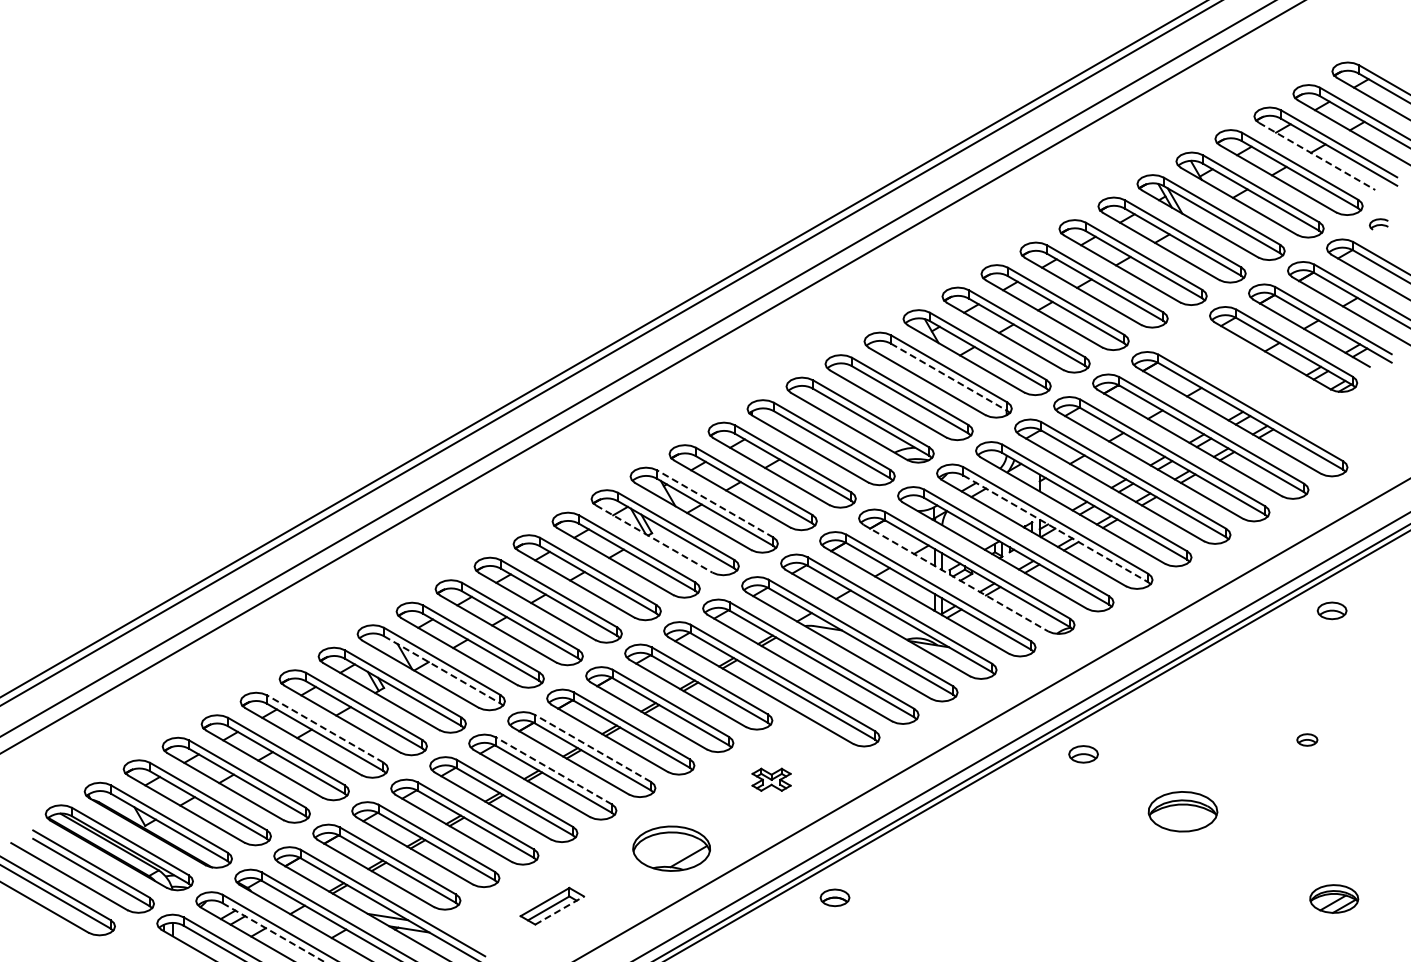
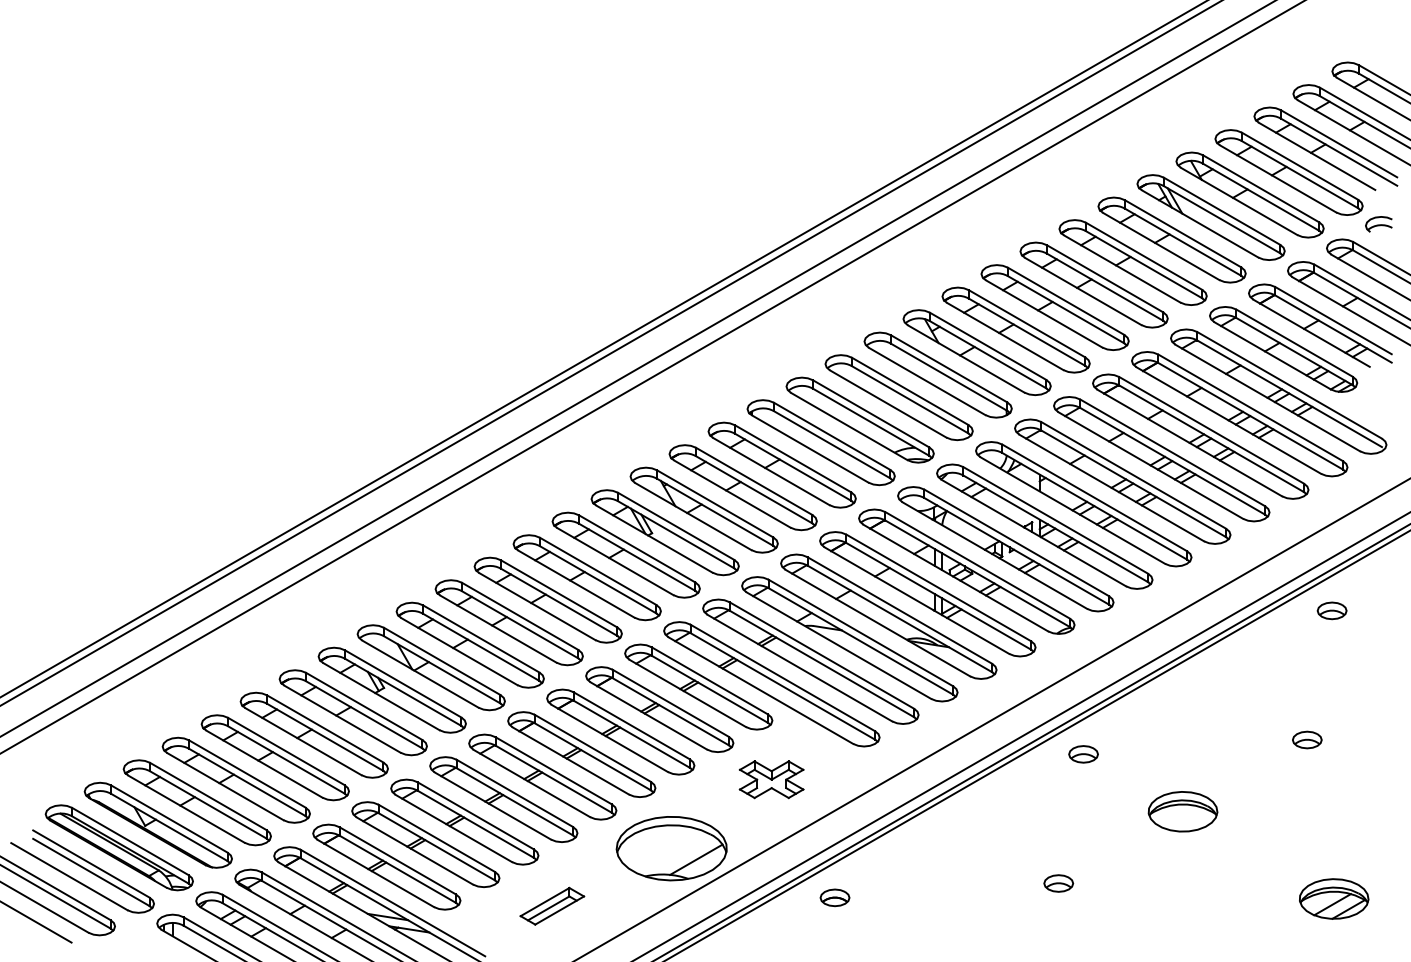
line: dashed -> solid (1317, 156)
part size: 20x13 px -> 28x17 px (1378, 224)
line: dashed -> solid (949, 377)
part: none -> present (1278, 391)
line: dashed -> solid (714, 503)
line: dashed -> solid (1055, 528)
line: dashed -> solid (654, 539)
line: dashed -> solid (955, 578)
line: dashed -> solid (442, 670)
line: dashed -> solid (324, 728)
part size: 23x14 px -> 31x20 px (1307, 739)
line: dashed -> solid (592, 748)
line: dashed -> solid (553, 770)
part size: 41x25 px -> 67x40 px (771, 779)
part size: 79x47 px -> 113x66 px (671, 848)
part: none -> present (1058, 883)
part size: 51x30 px -> 71x42 px (1334, 898)
line: dashed -> solid (560, 910)
line: none -> present (36, 922)
line: dashed -> solid (273, 932)
